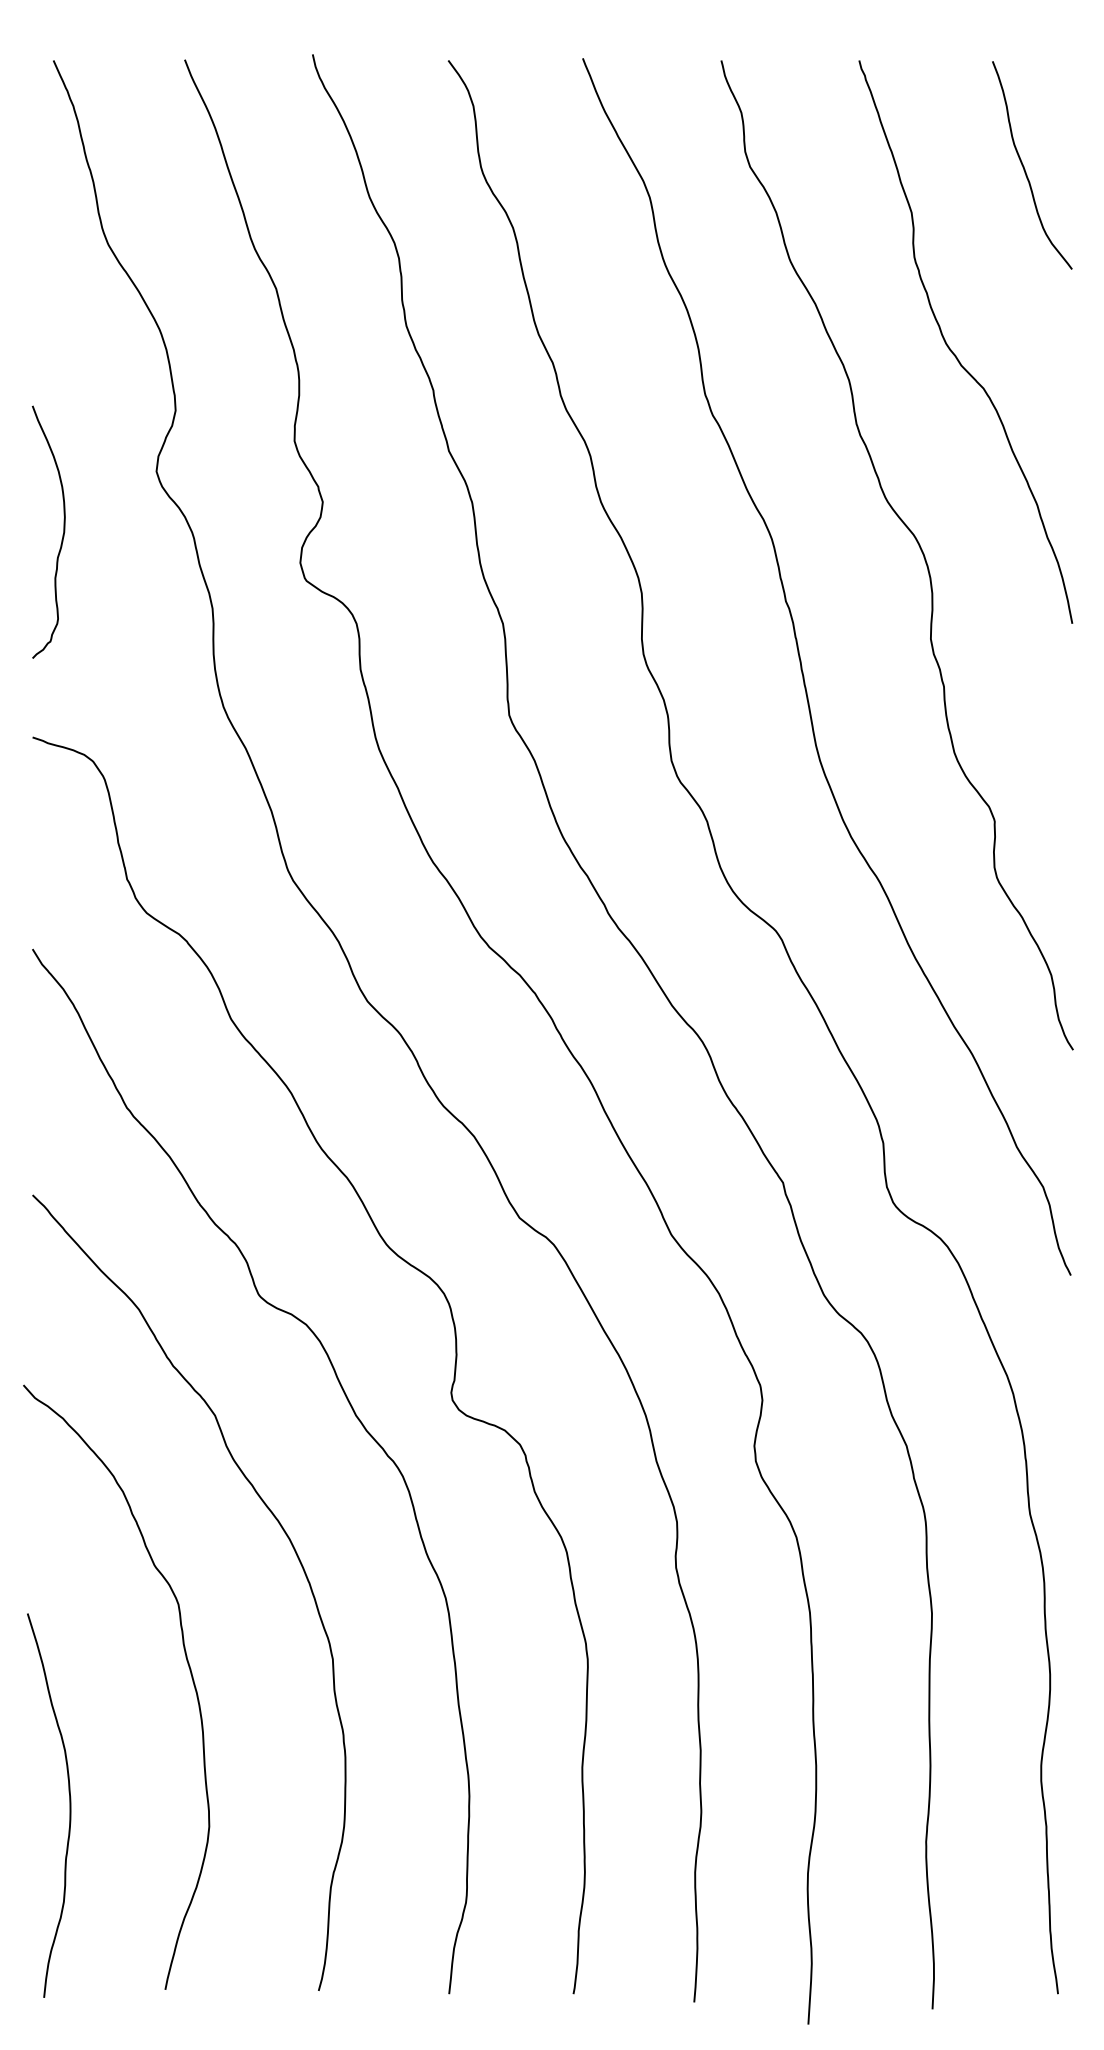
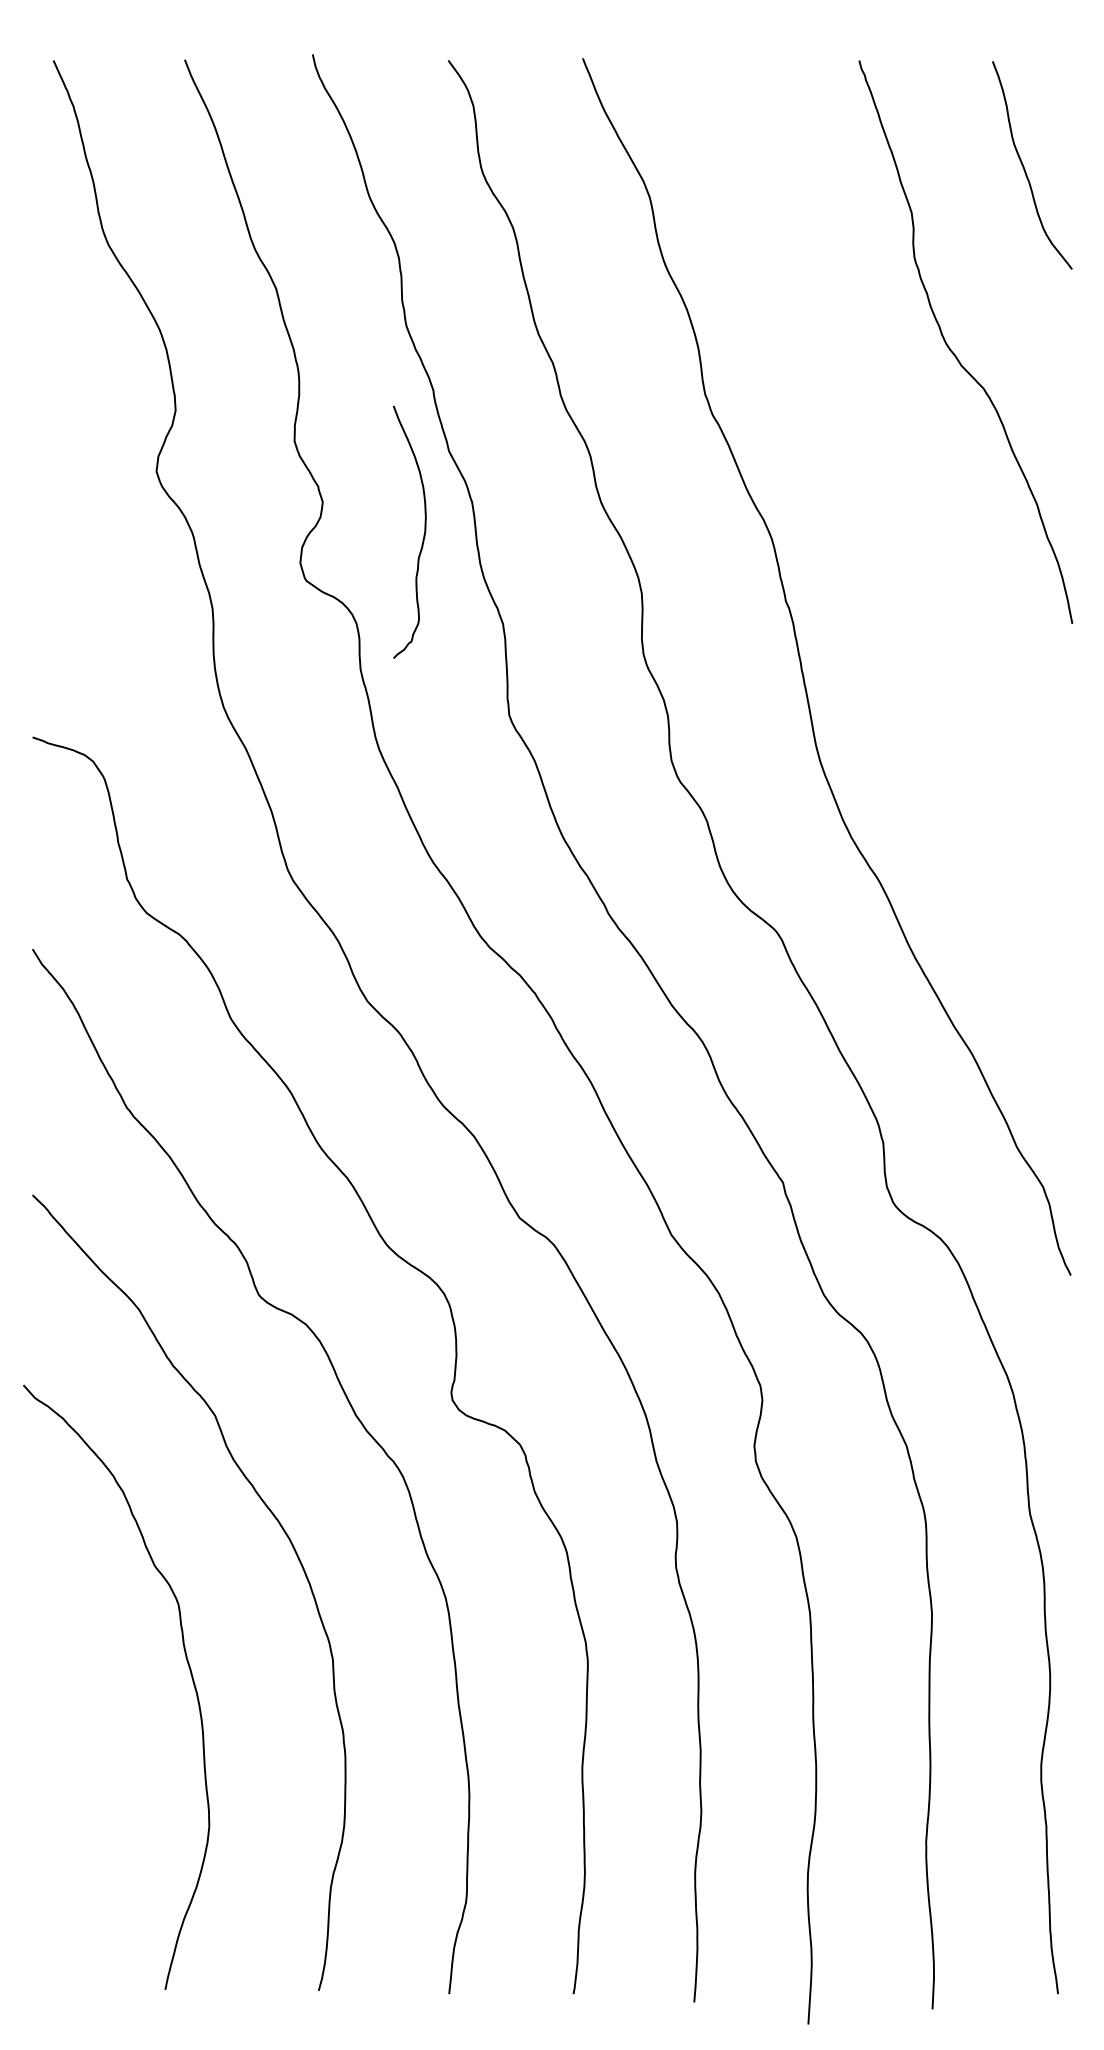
curve position: (62, 534) -> (423, 534) (423, 534)
curve: present -> none (919, 548)
curve: present -> none (69, 1805)
